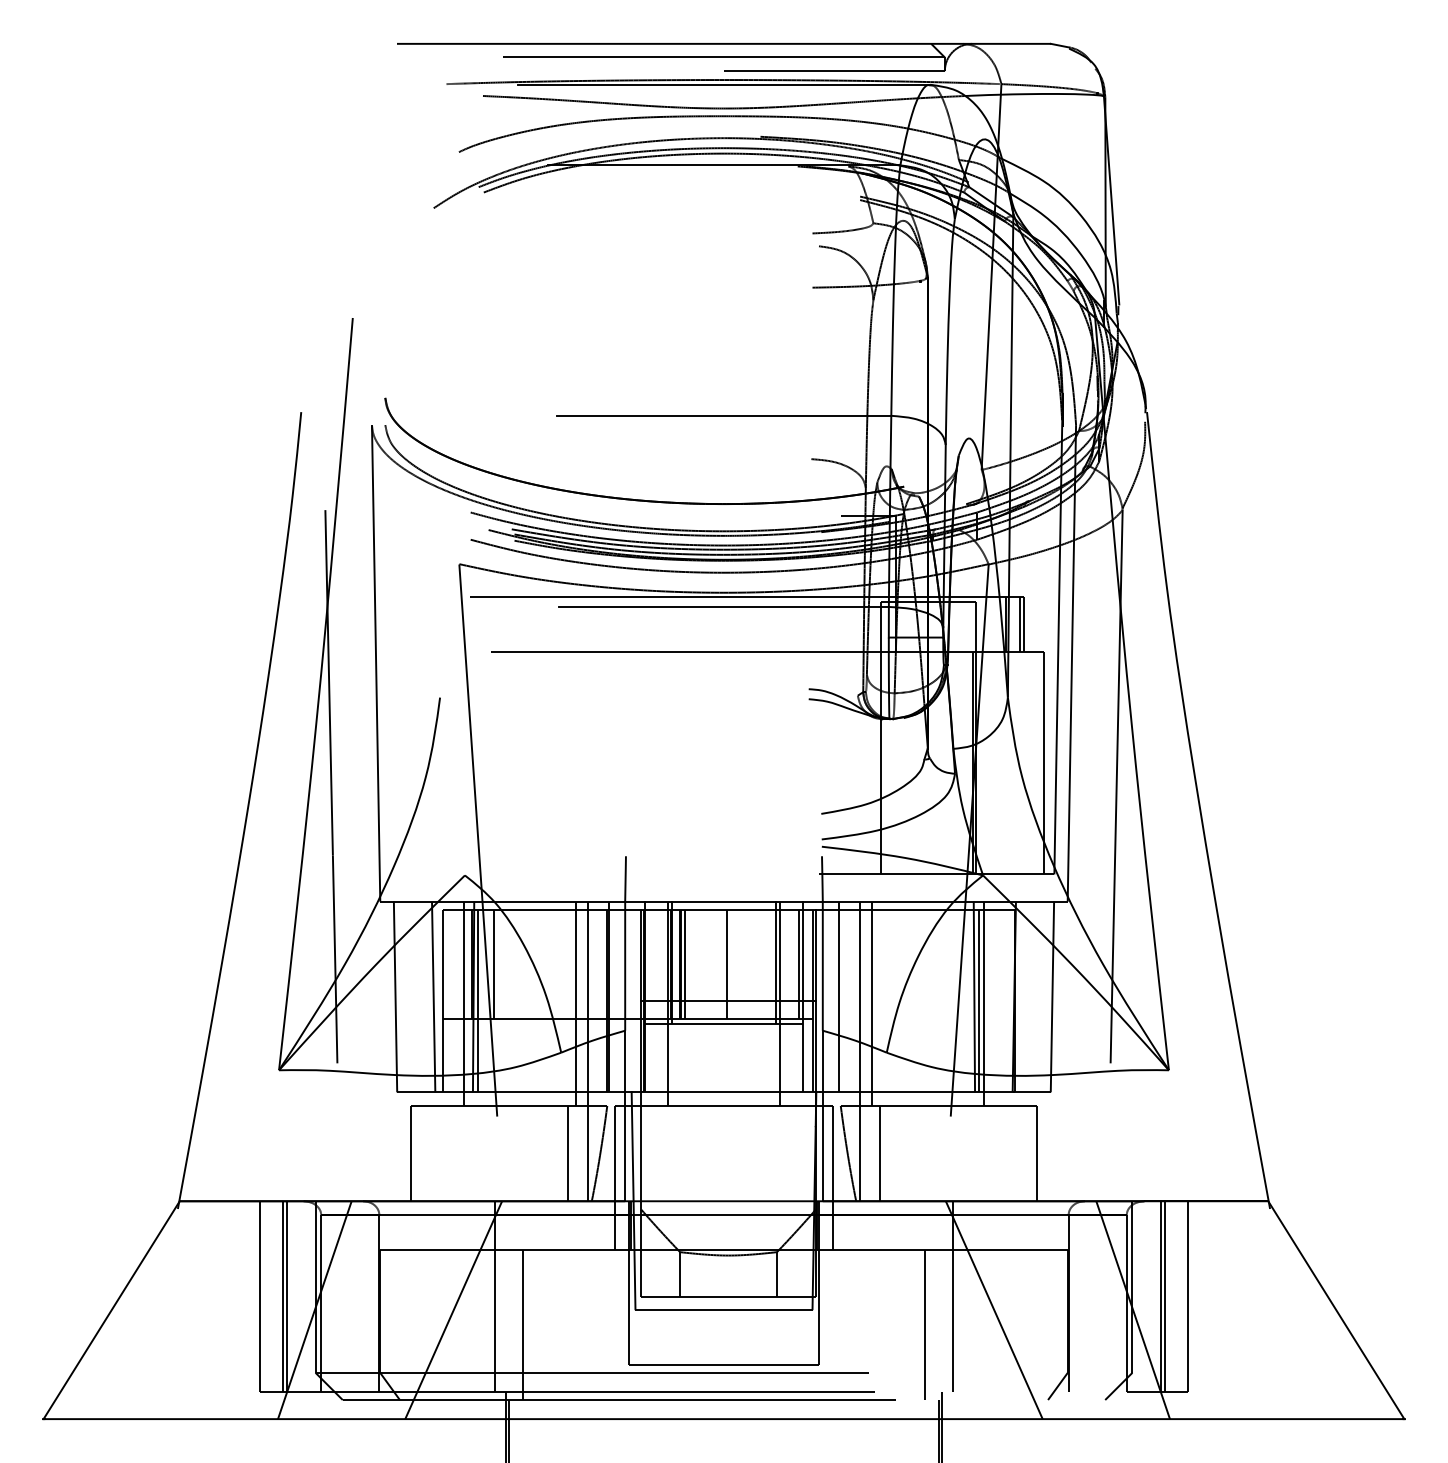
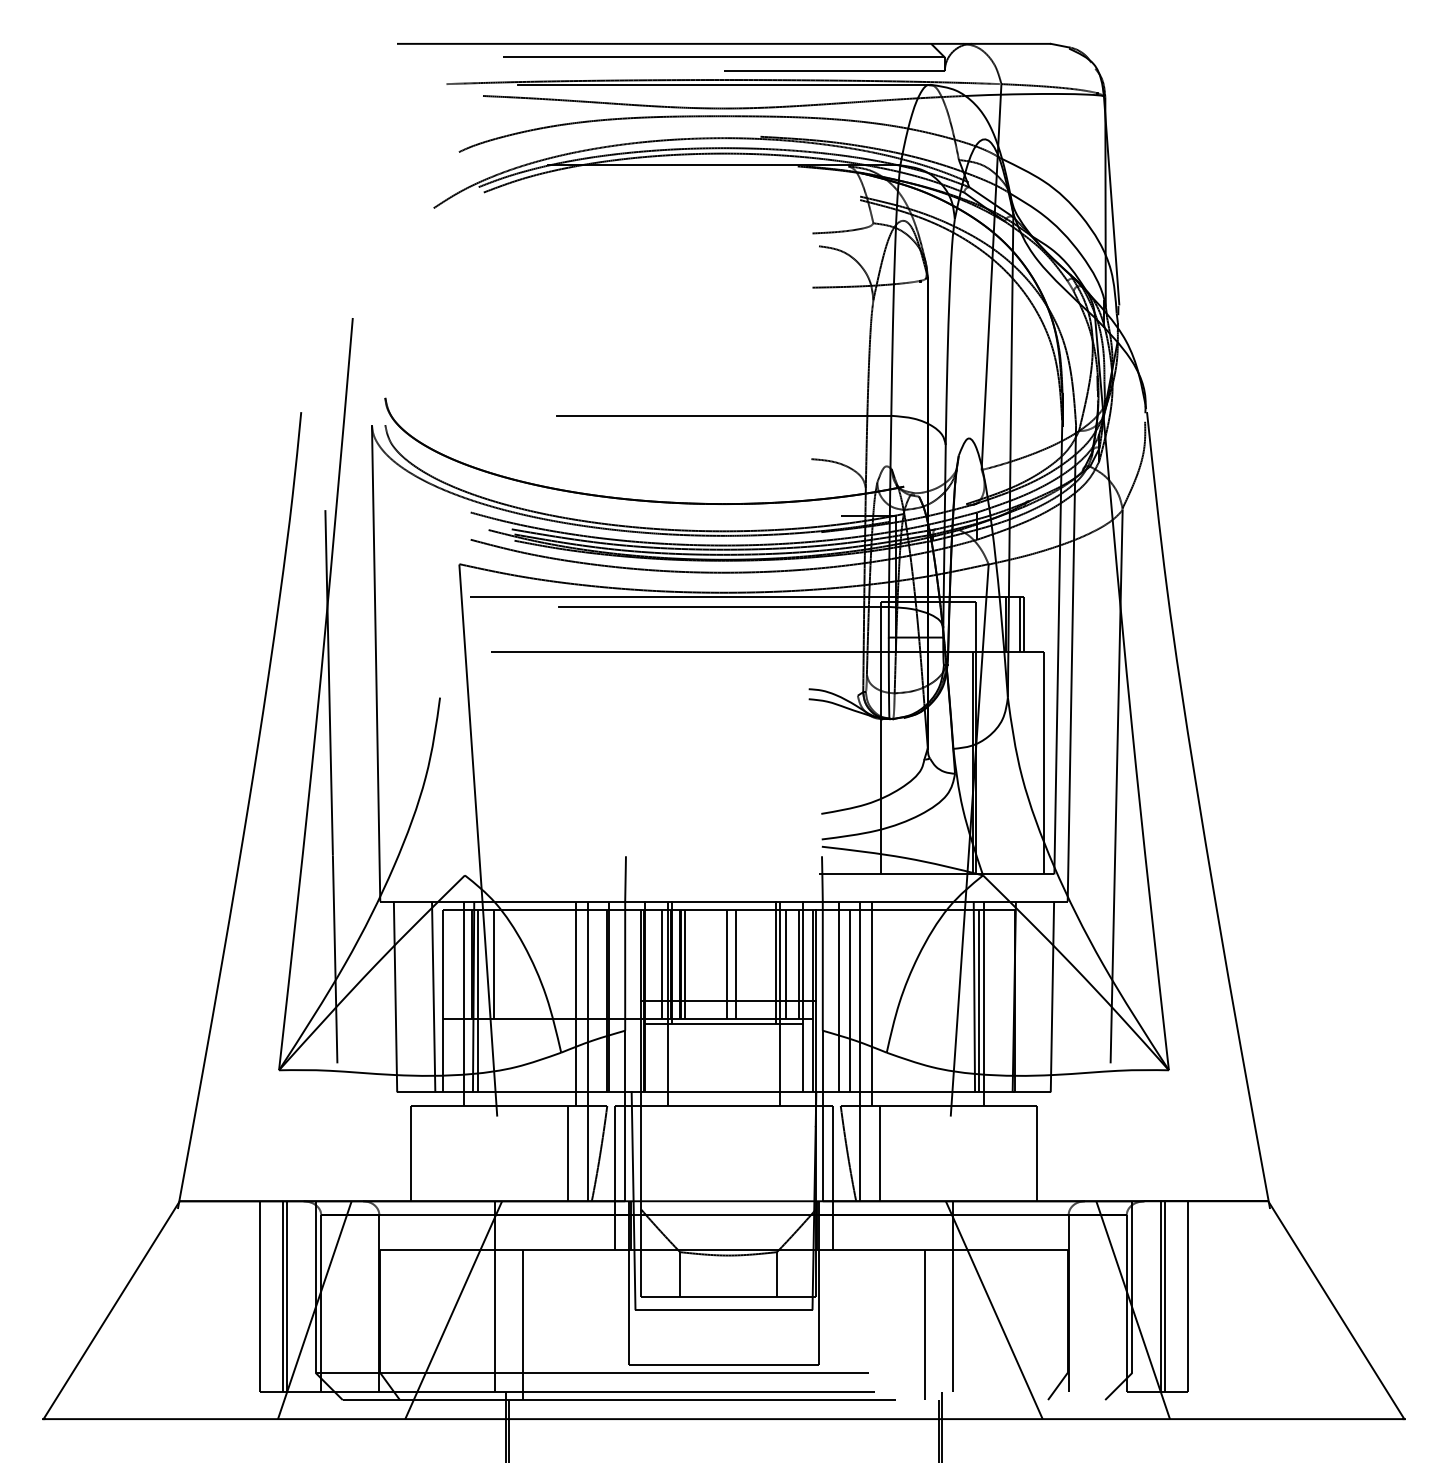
line: none -> present (662, 963)
line: none -> present (735, 963)
line: none -> present (785, 963)
line: none -> present (850, 1000)
